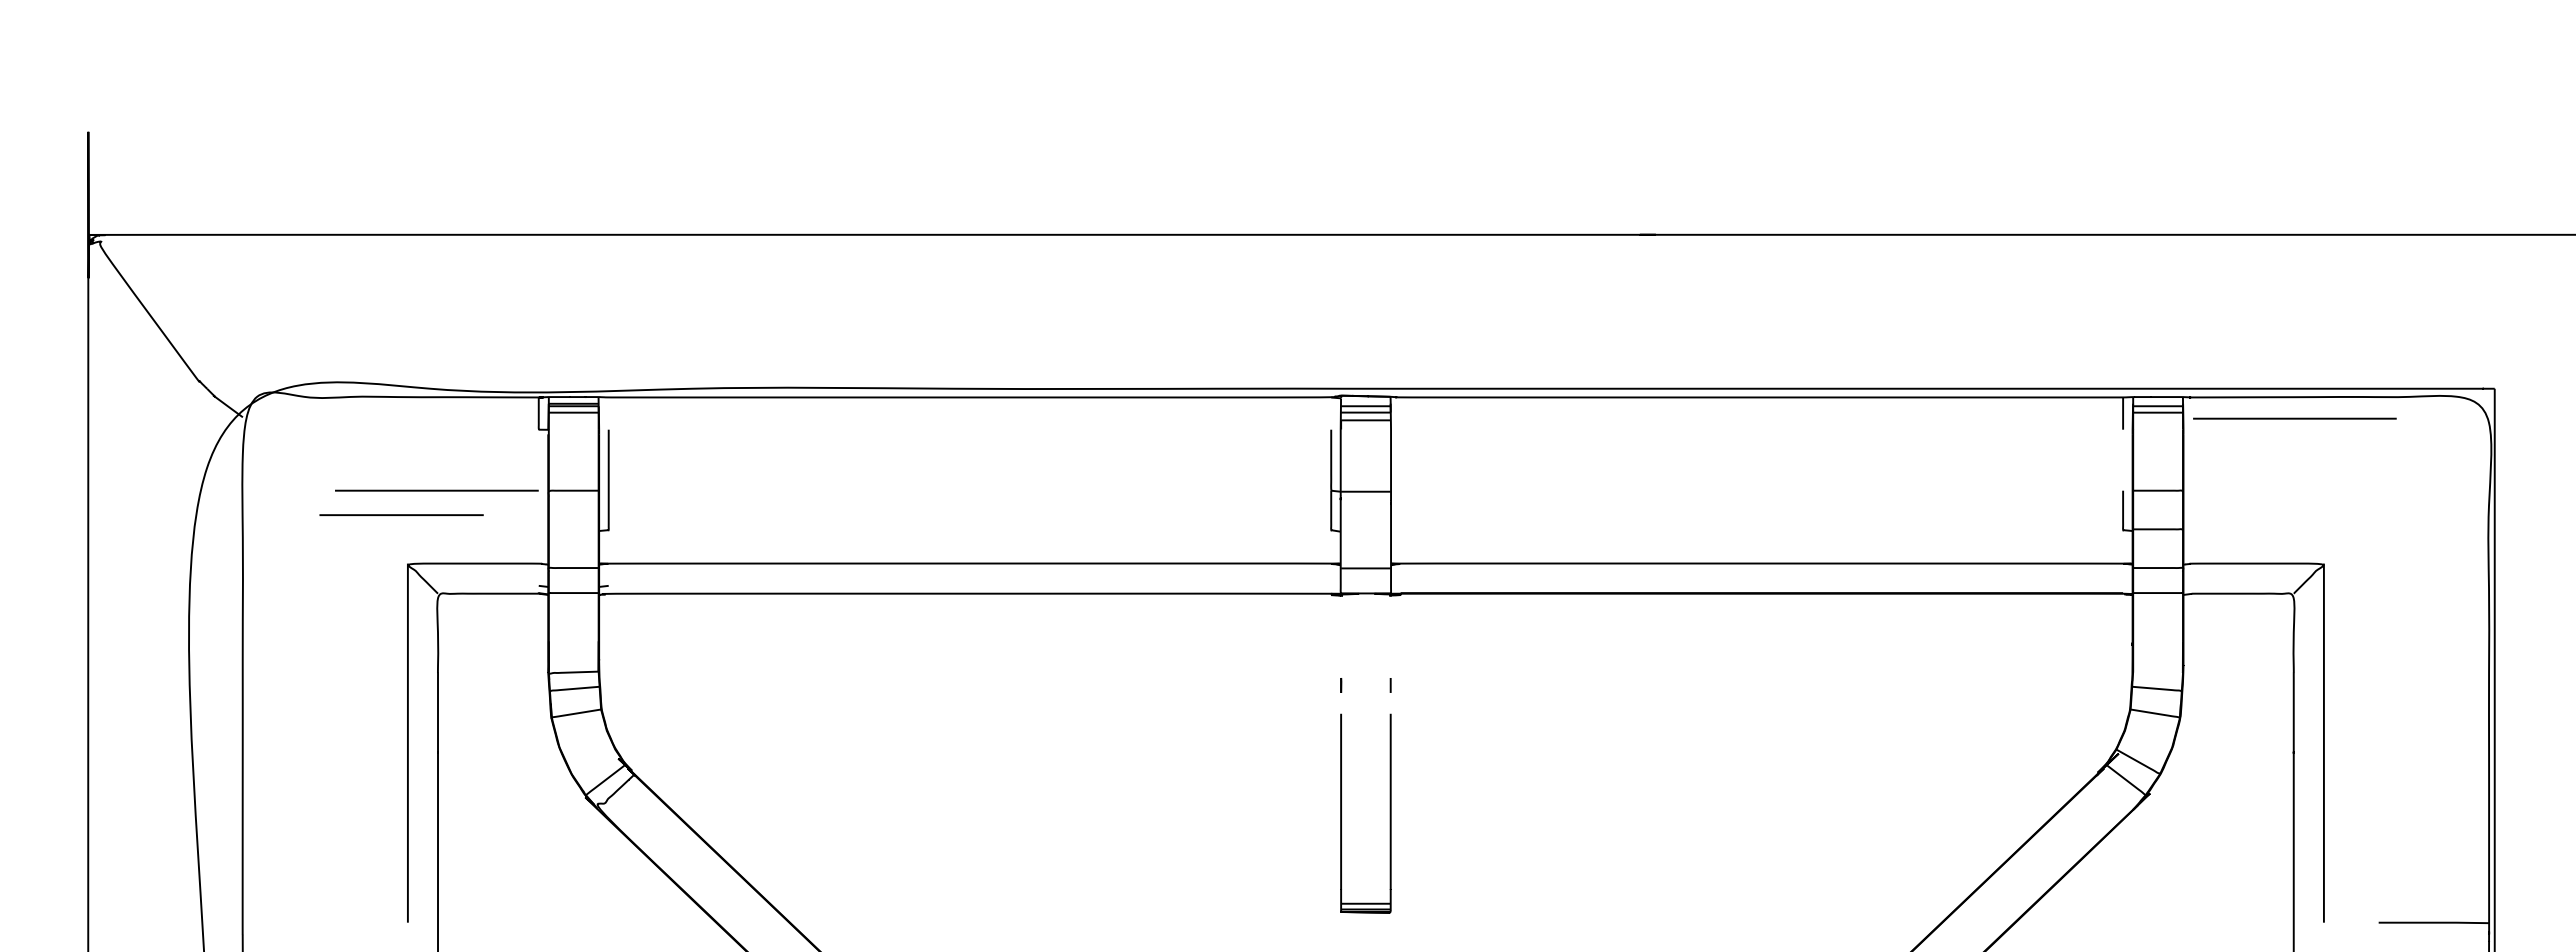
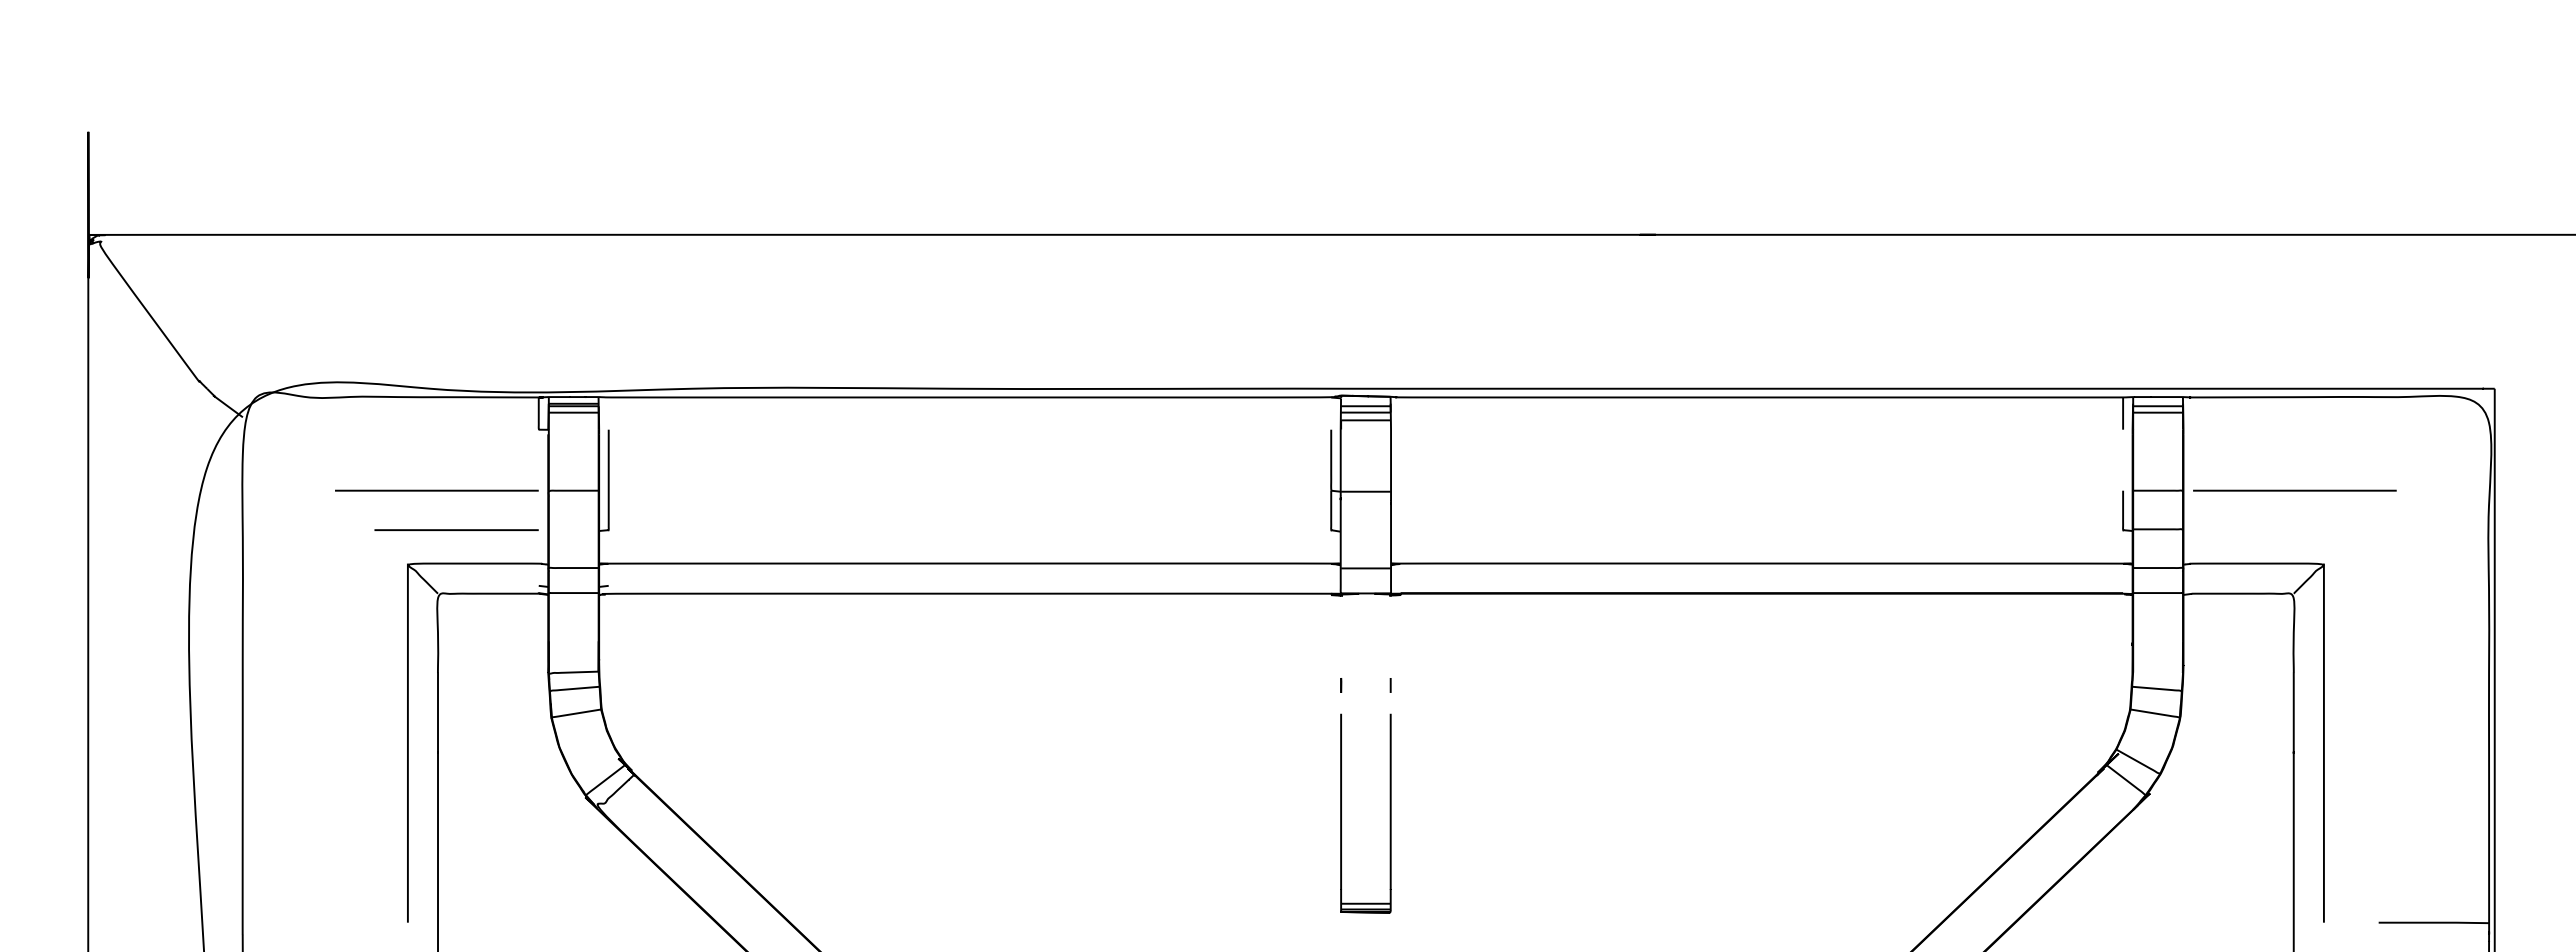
line position: (2294, 418) -> (2294, 490) (2294, 490)
line position: (401, 514) -> (456, 529) (456, 529)
